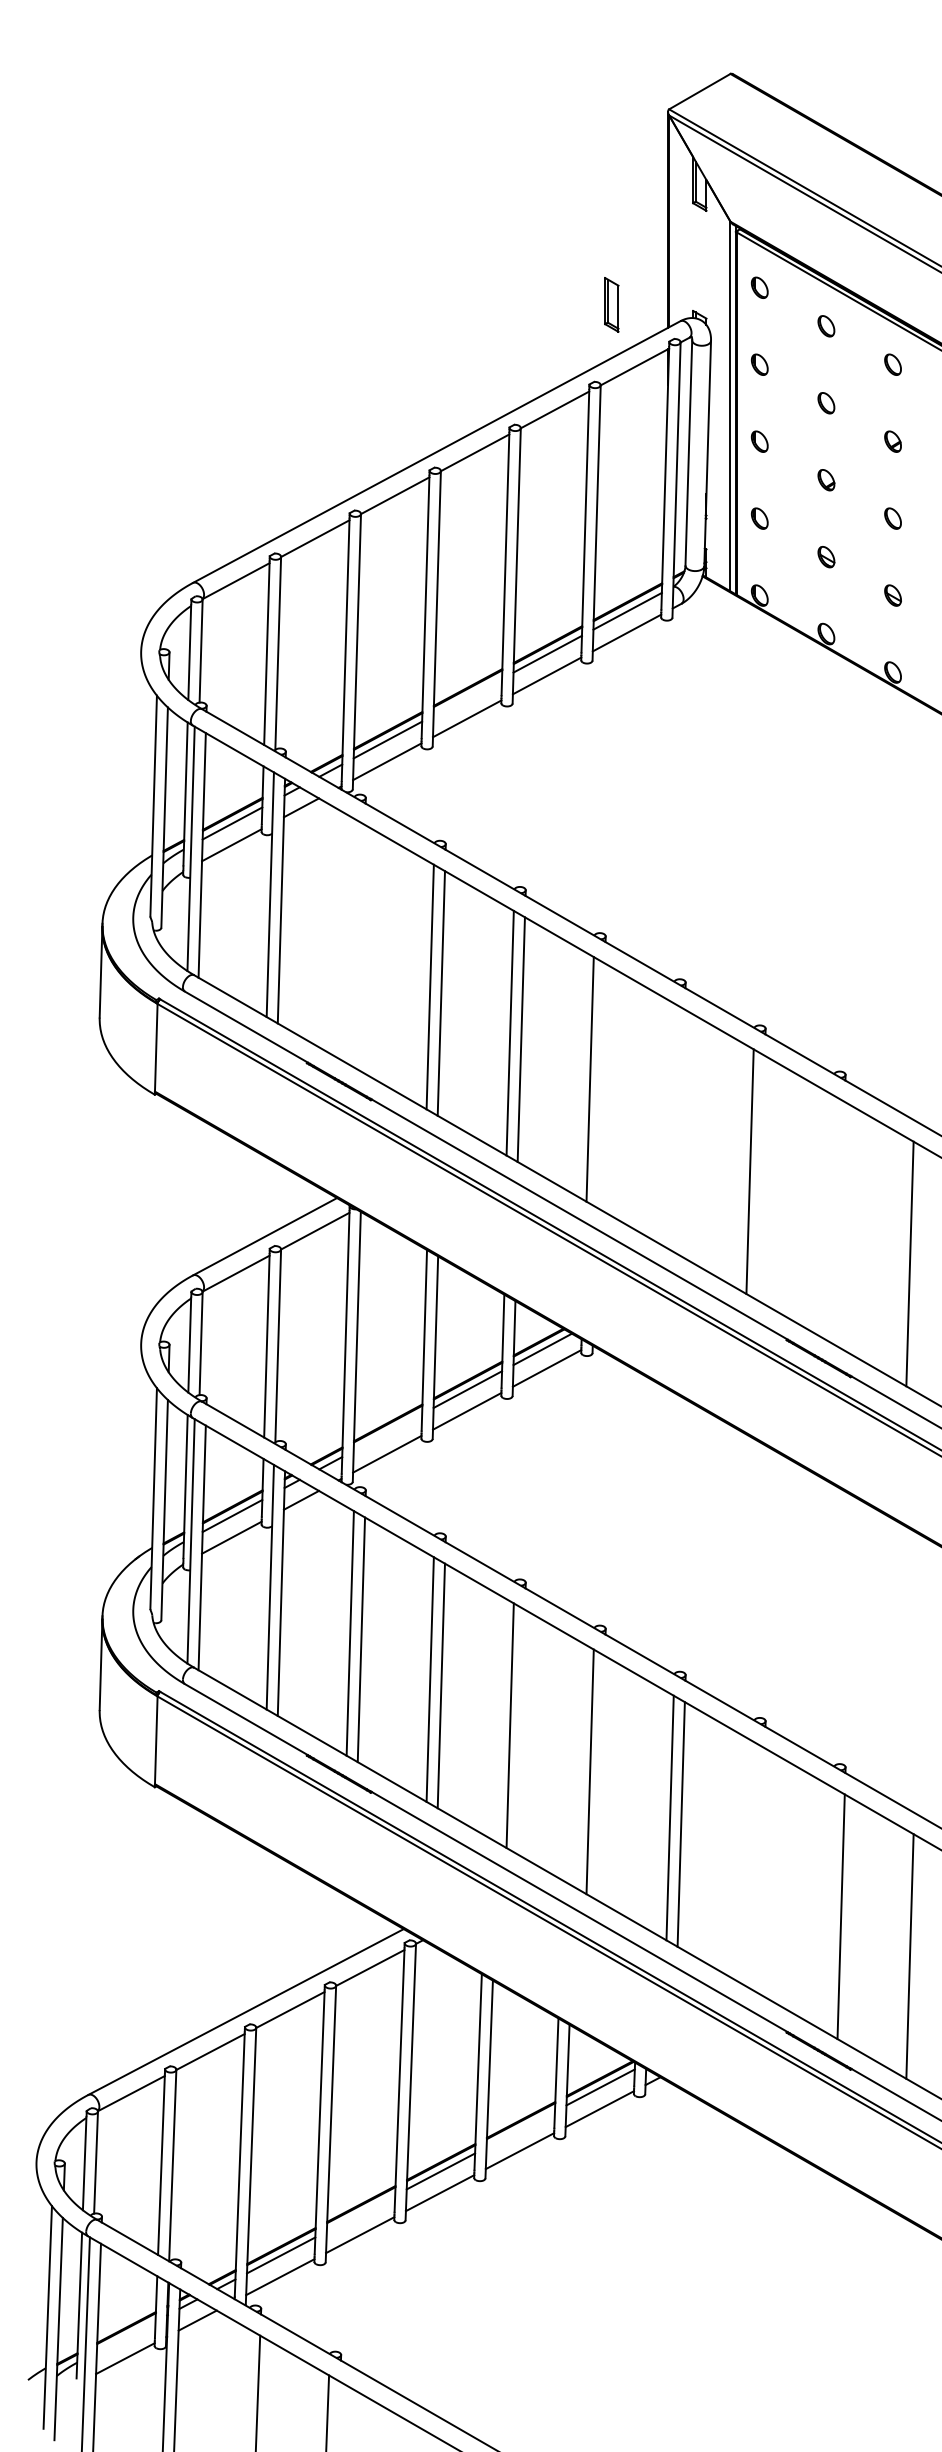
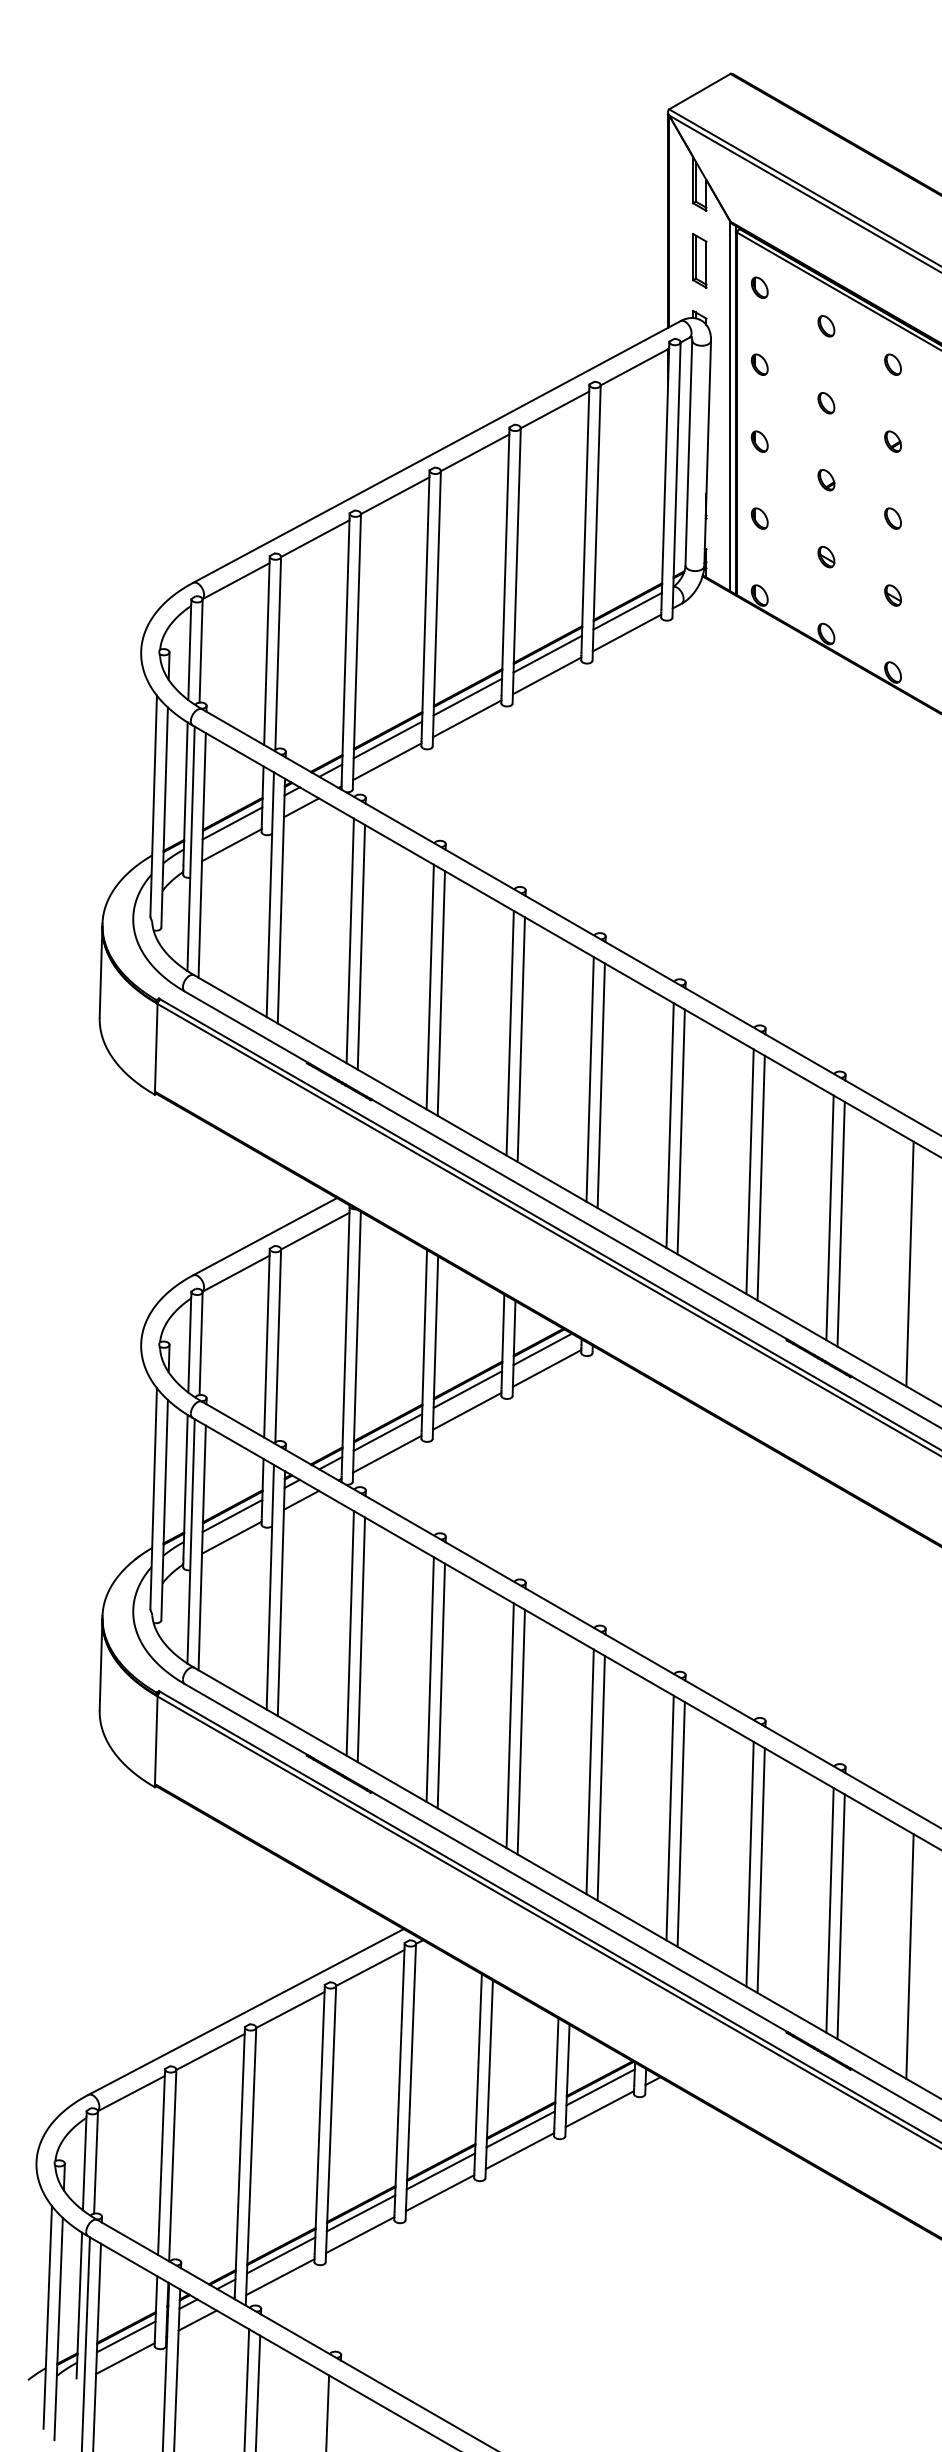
part position: (611, 304) -> (699, 260) (699, 260)
line: none -> present (467, 696)
line: none -> present (349, 940)
line: none -> present (361, 947)
line: none -> present (600, 1085)
line: none -> present (669, 1125)
line: none -> present (680, 1131)
line: none -> present (760, 1177)
line: none -> present (829, 1217)
line: none -> present (840, 1223)
line: none -> present (387, 1432)
line: none -> present (520, 1731)
line: none -> present (600, 1777)
line: none -> present (749, 1863)
line: none -> present (760, 1870)
line: none -> present (829, 1910)
line: none -> present (520, 2129)
line: none -> present (360, 2213)
line: none -> present (125, 2336)
line: none -> present (246, 2388)
